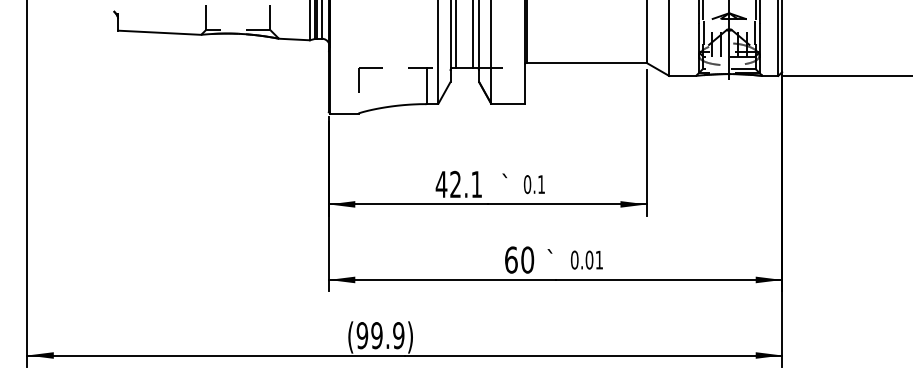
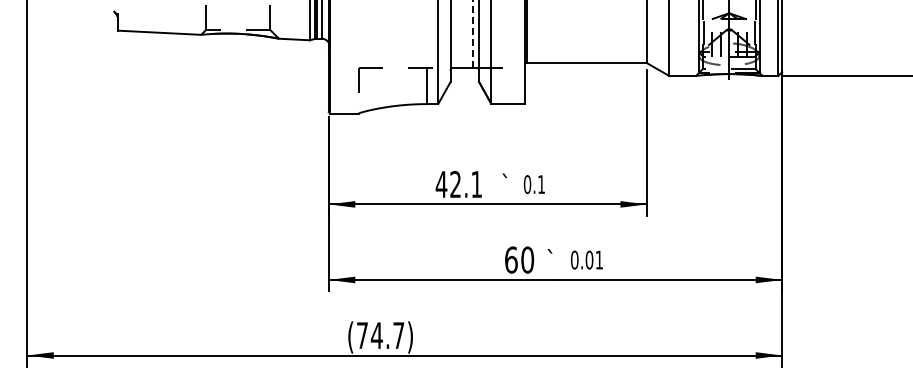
line: solid -> dashed (473, 34)
line: present -> none (456, 35)
text: (99.9) -> (74.7) (380, 335)
